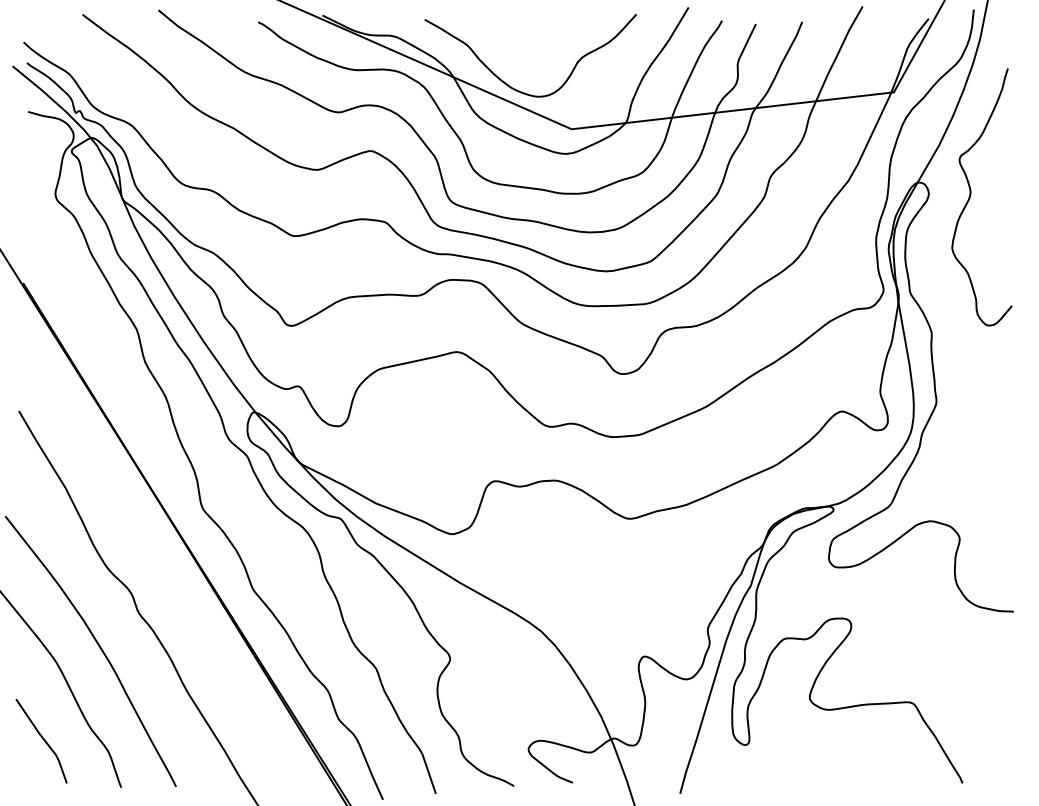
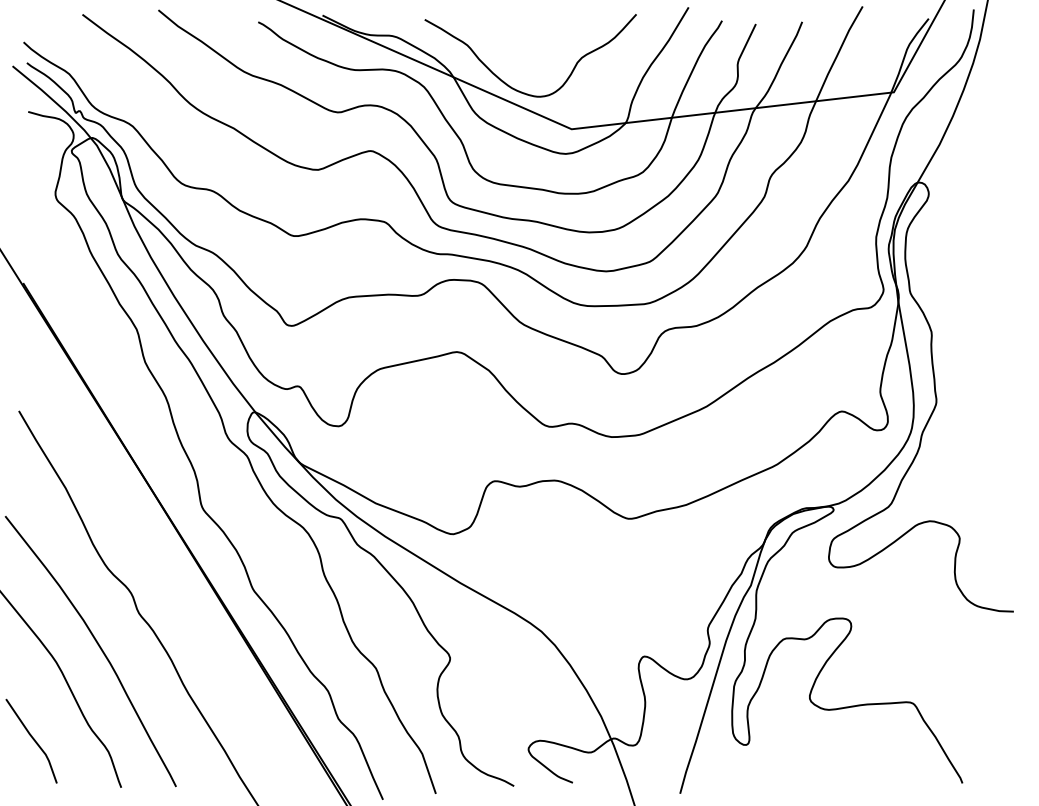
curve: present -> none (971, 195)
line position: (42, 739) -> (32, 739) (32, 739)
